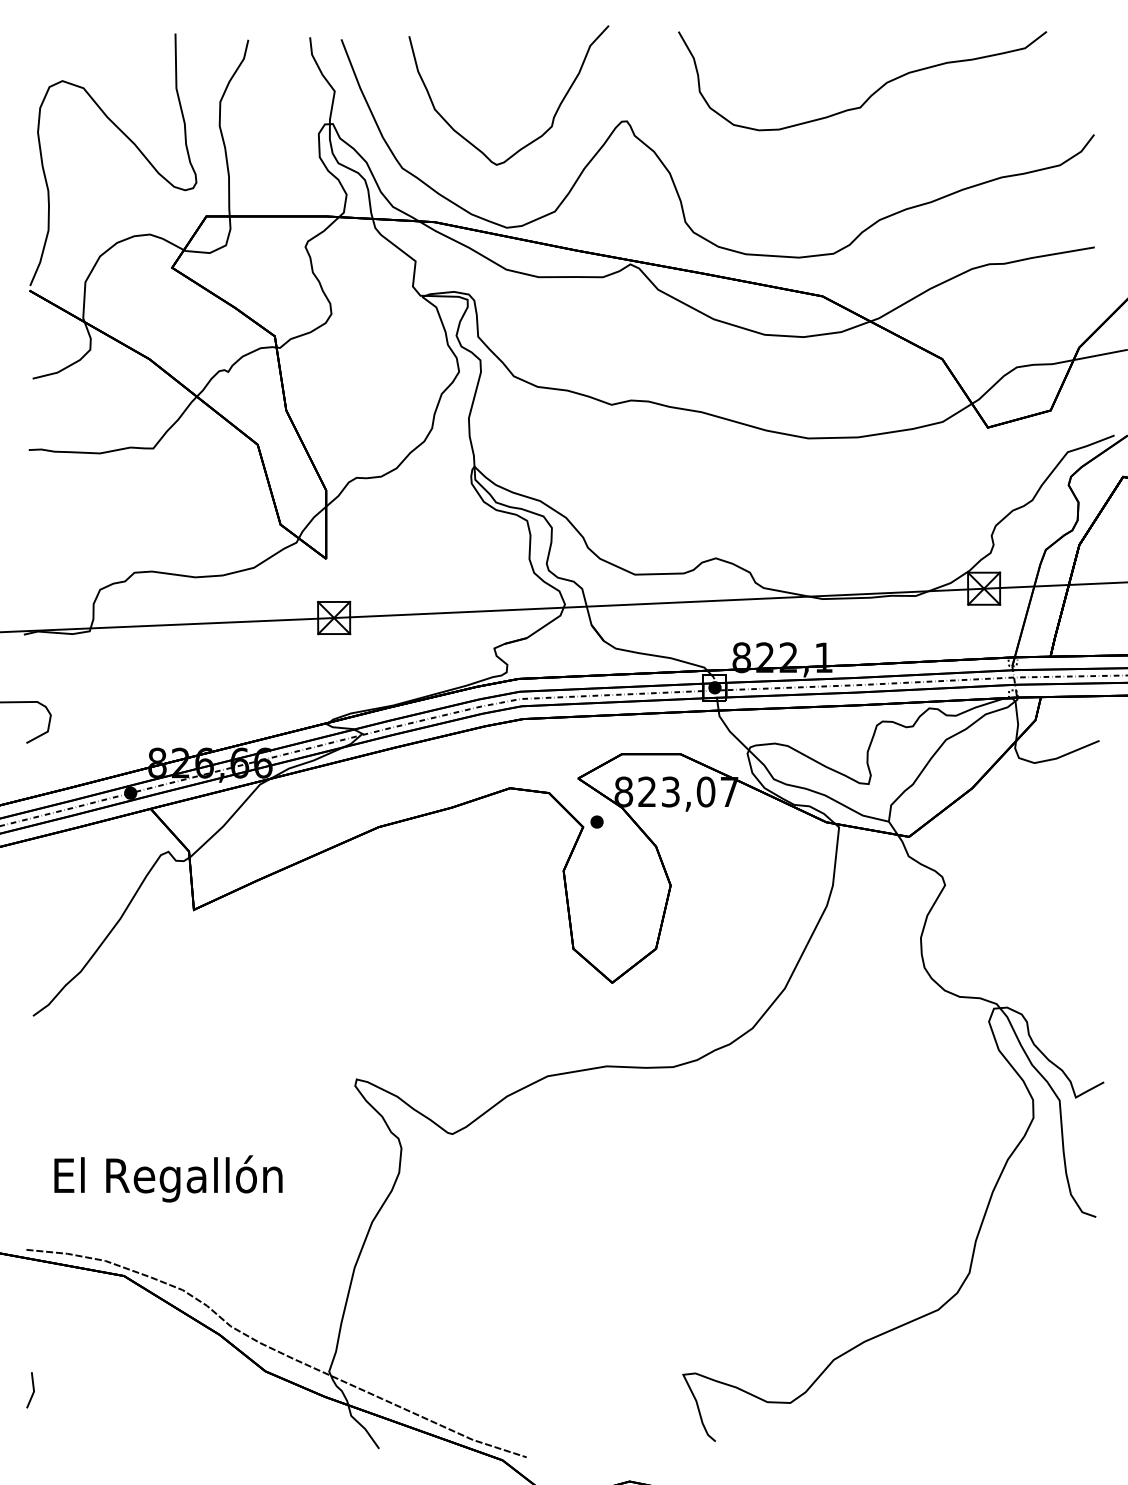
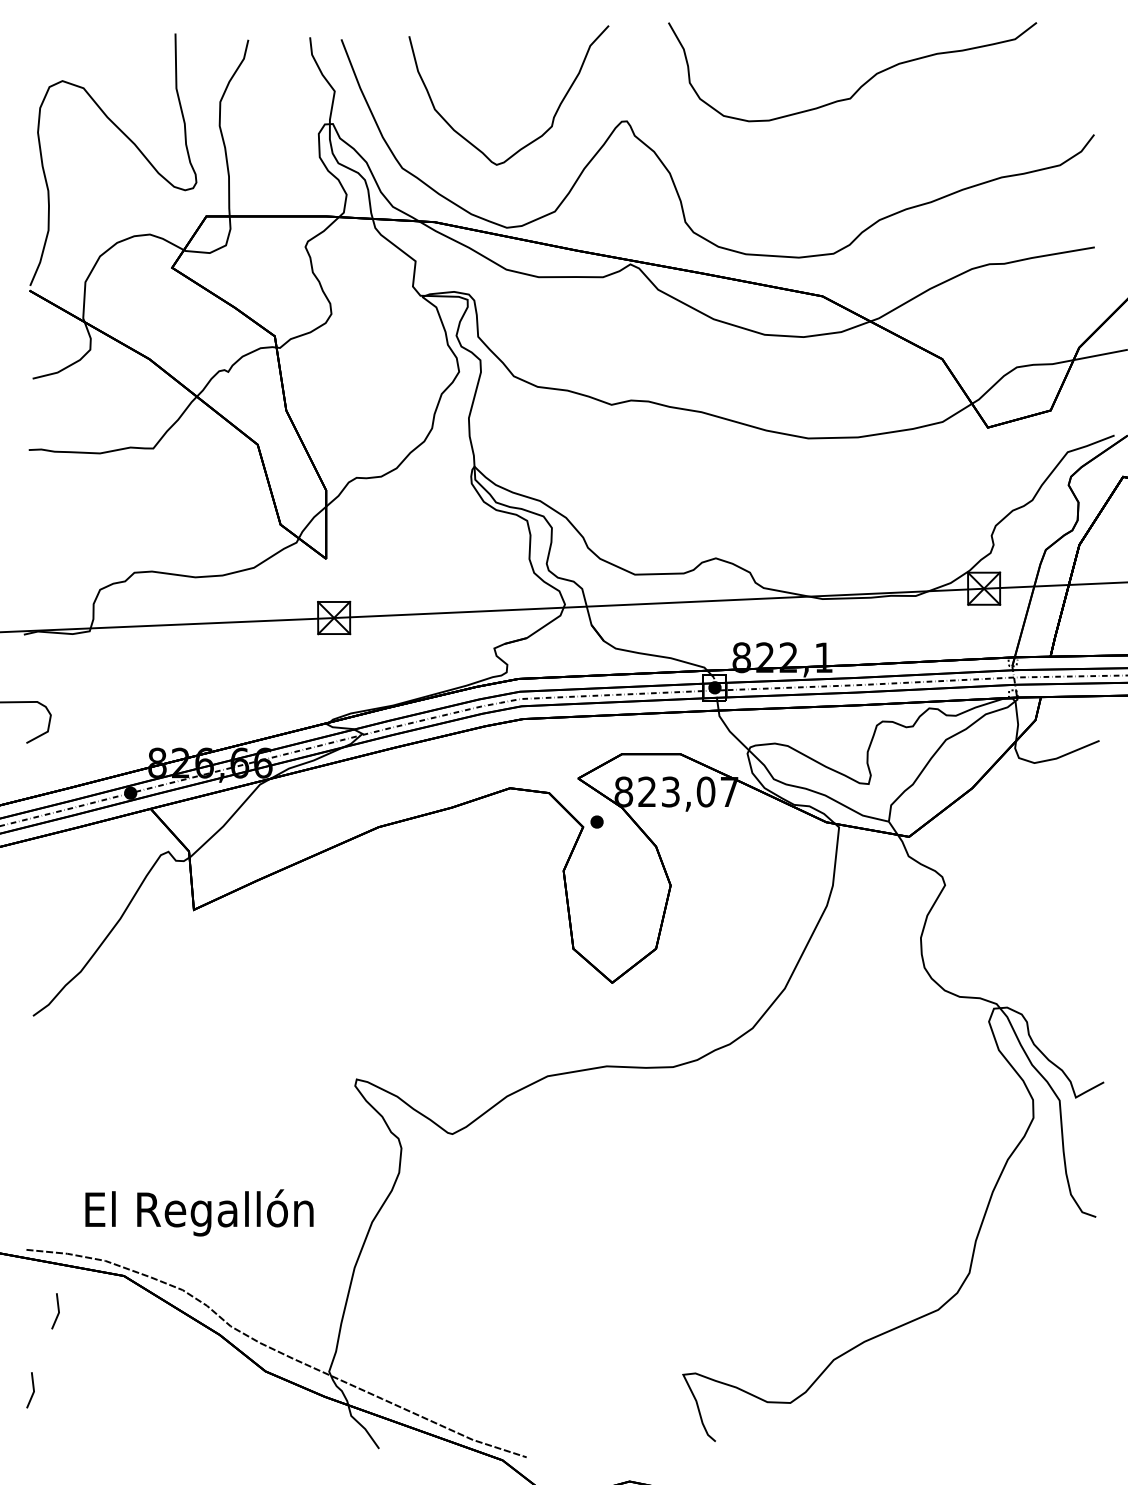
curve position: (873, 92) -> (863, 83) (863, 83)
text position: (168, 1178) -> (199, 1212) (199, 1212)
line: none -> present (57, 1310)
